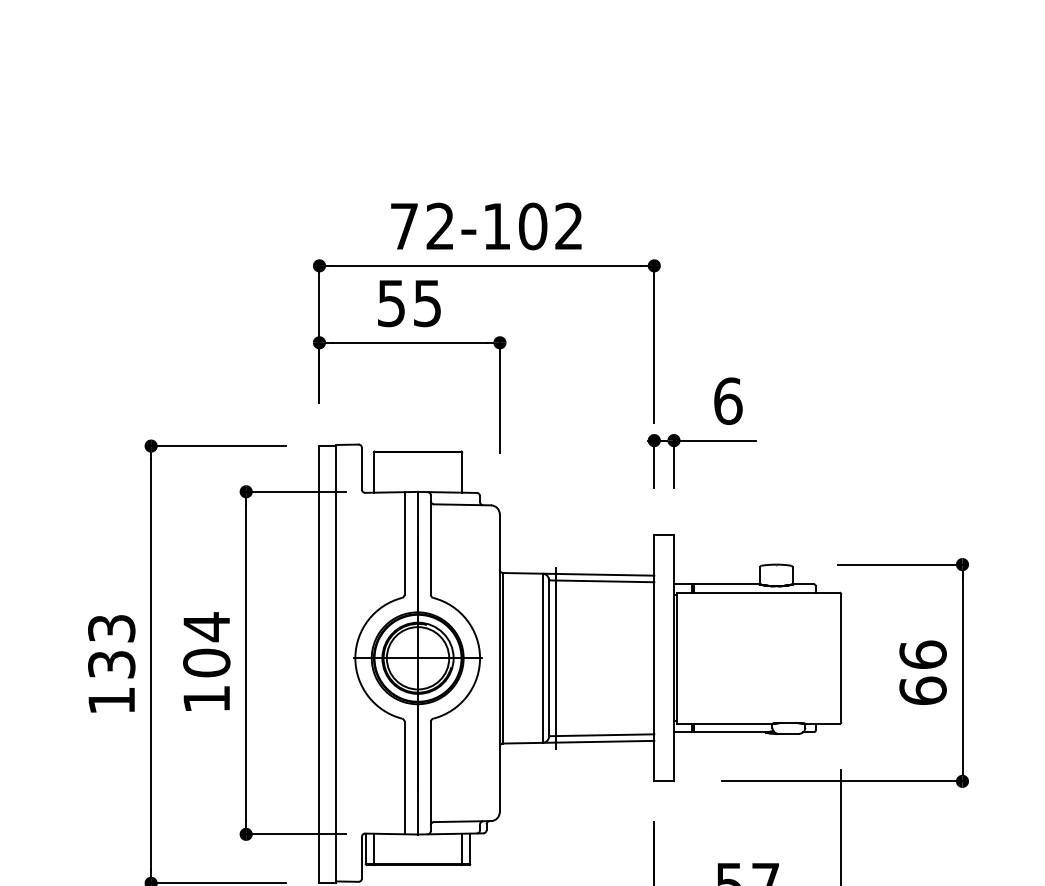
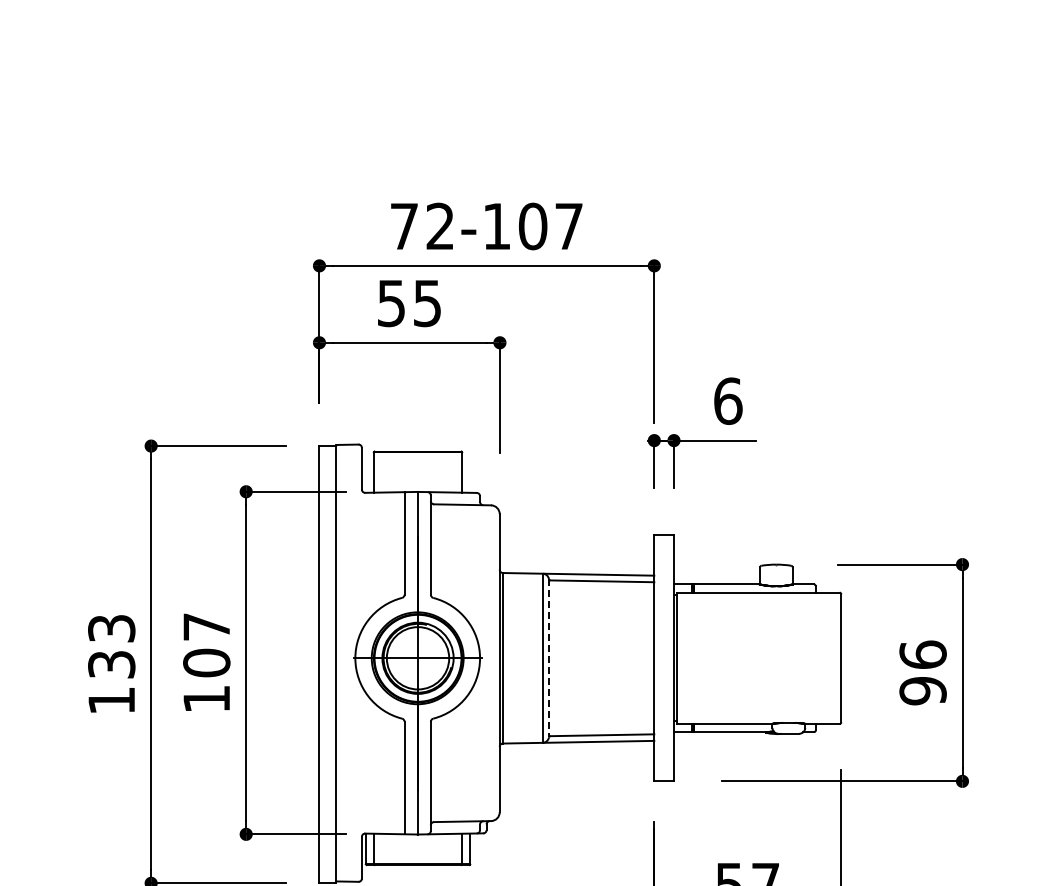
text: 72-102 -> 72-107 (568, 225)
text: 104 -> 107 (206, 627)
line: solid -> dashed (549, 658)
line: present -> none (555, 658)
text: 66 -> 96 (922, 690)
